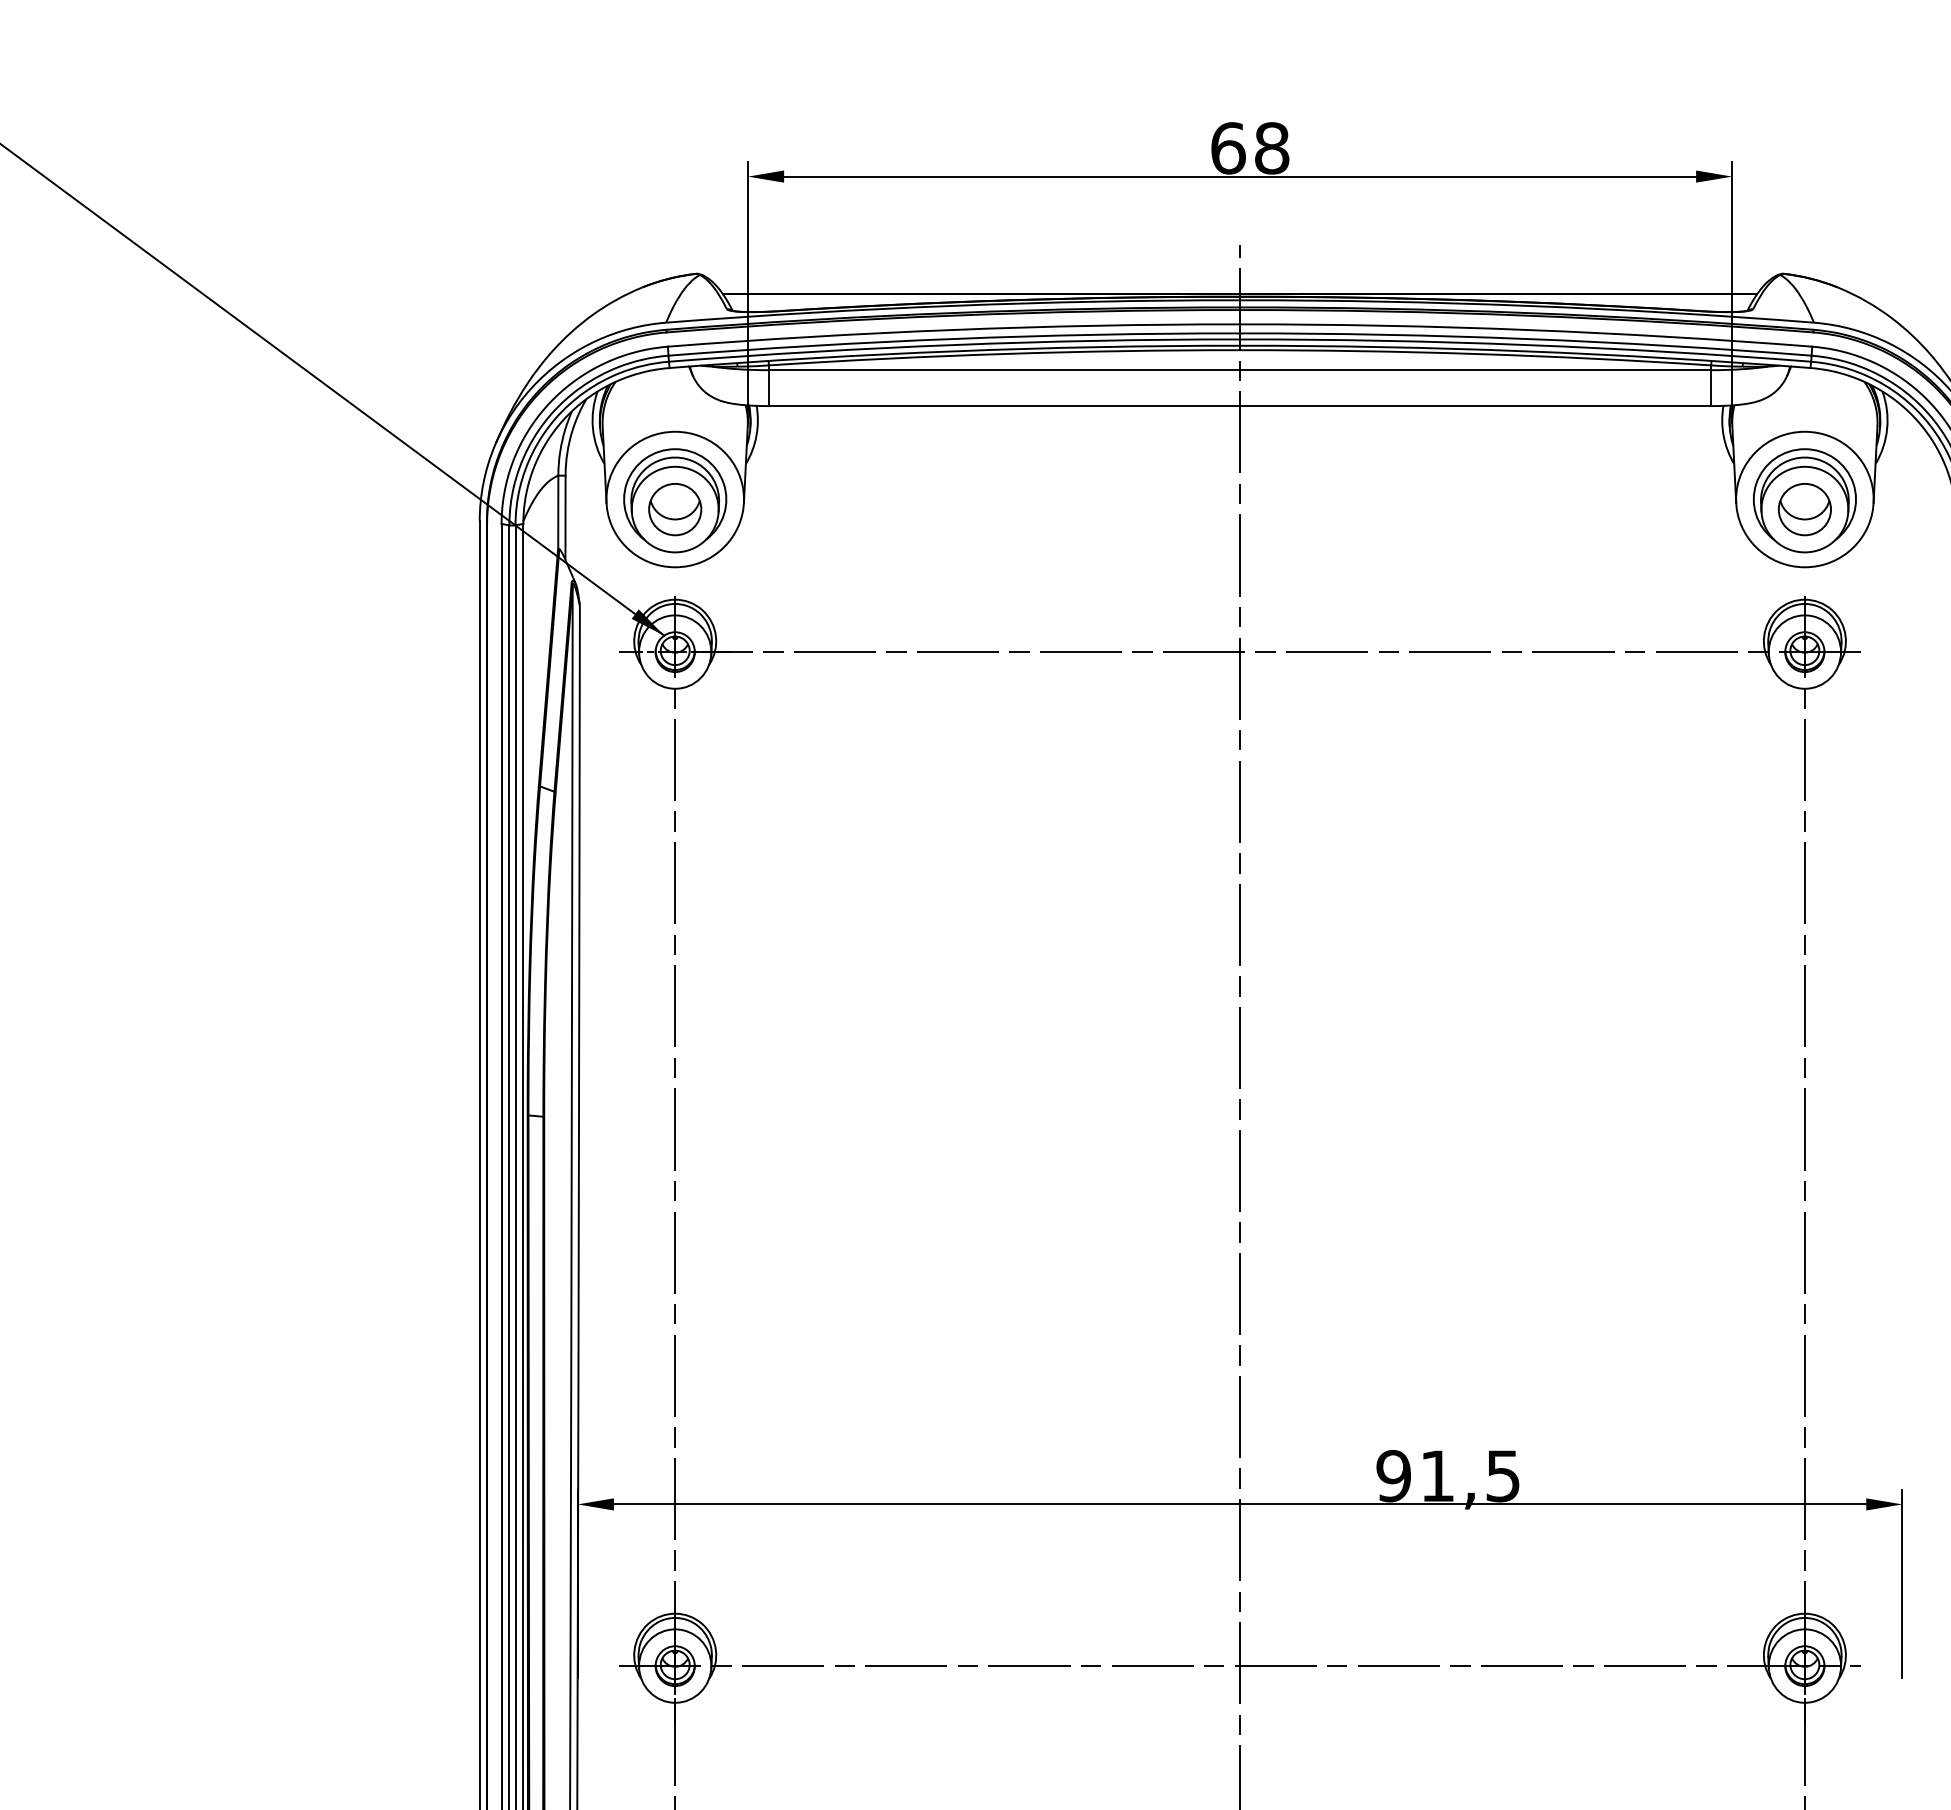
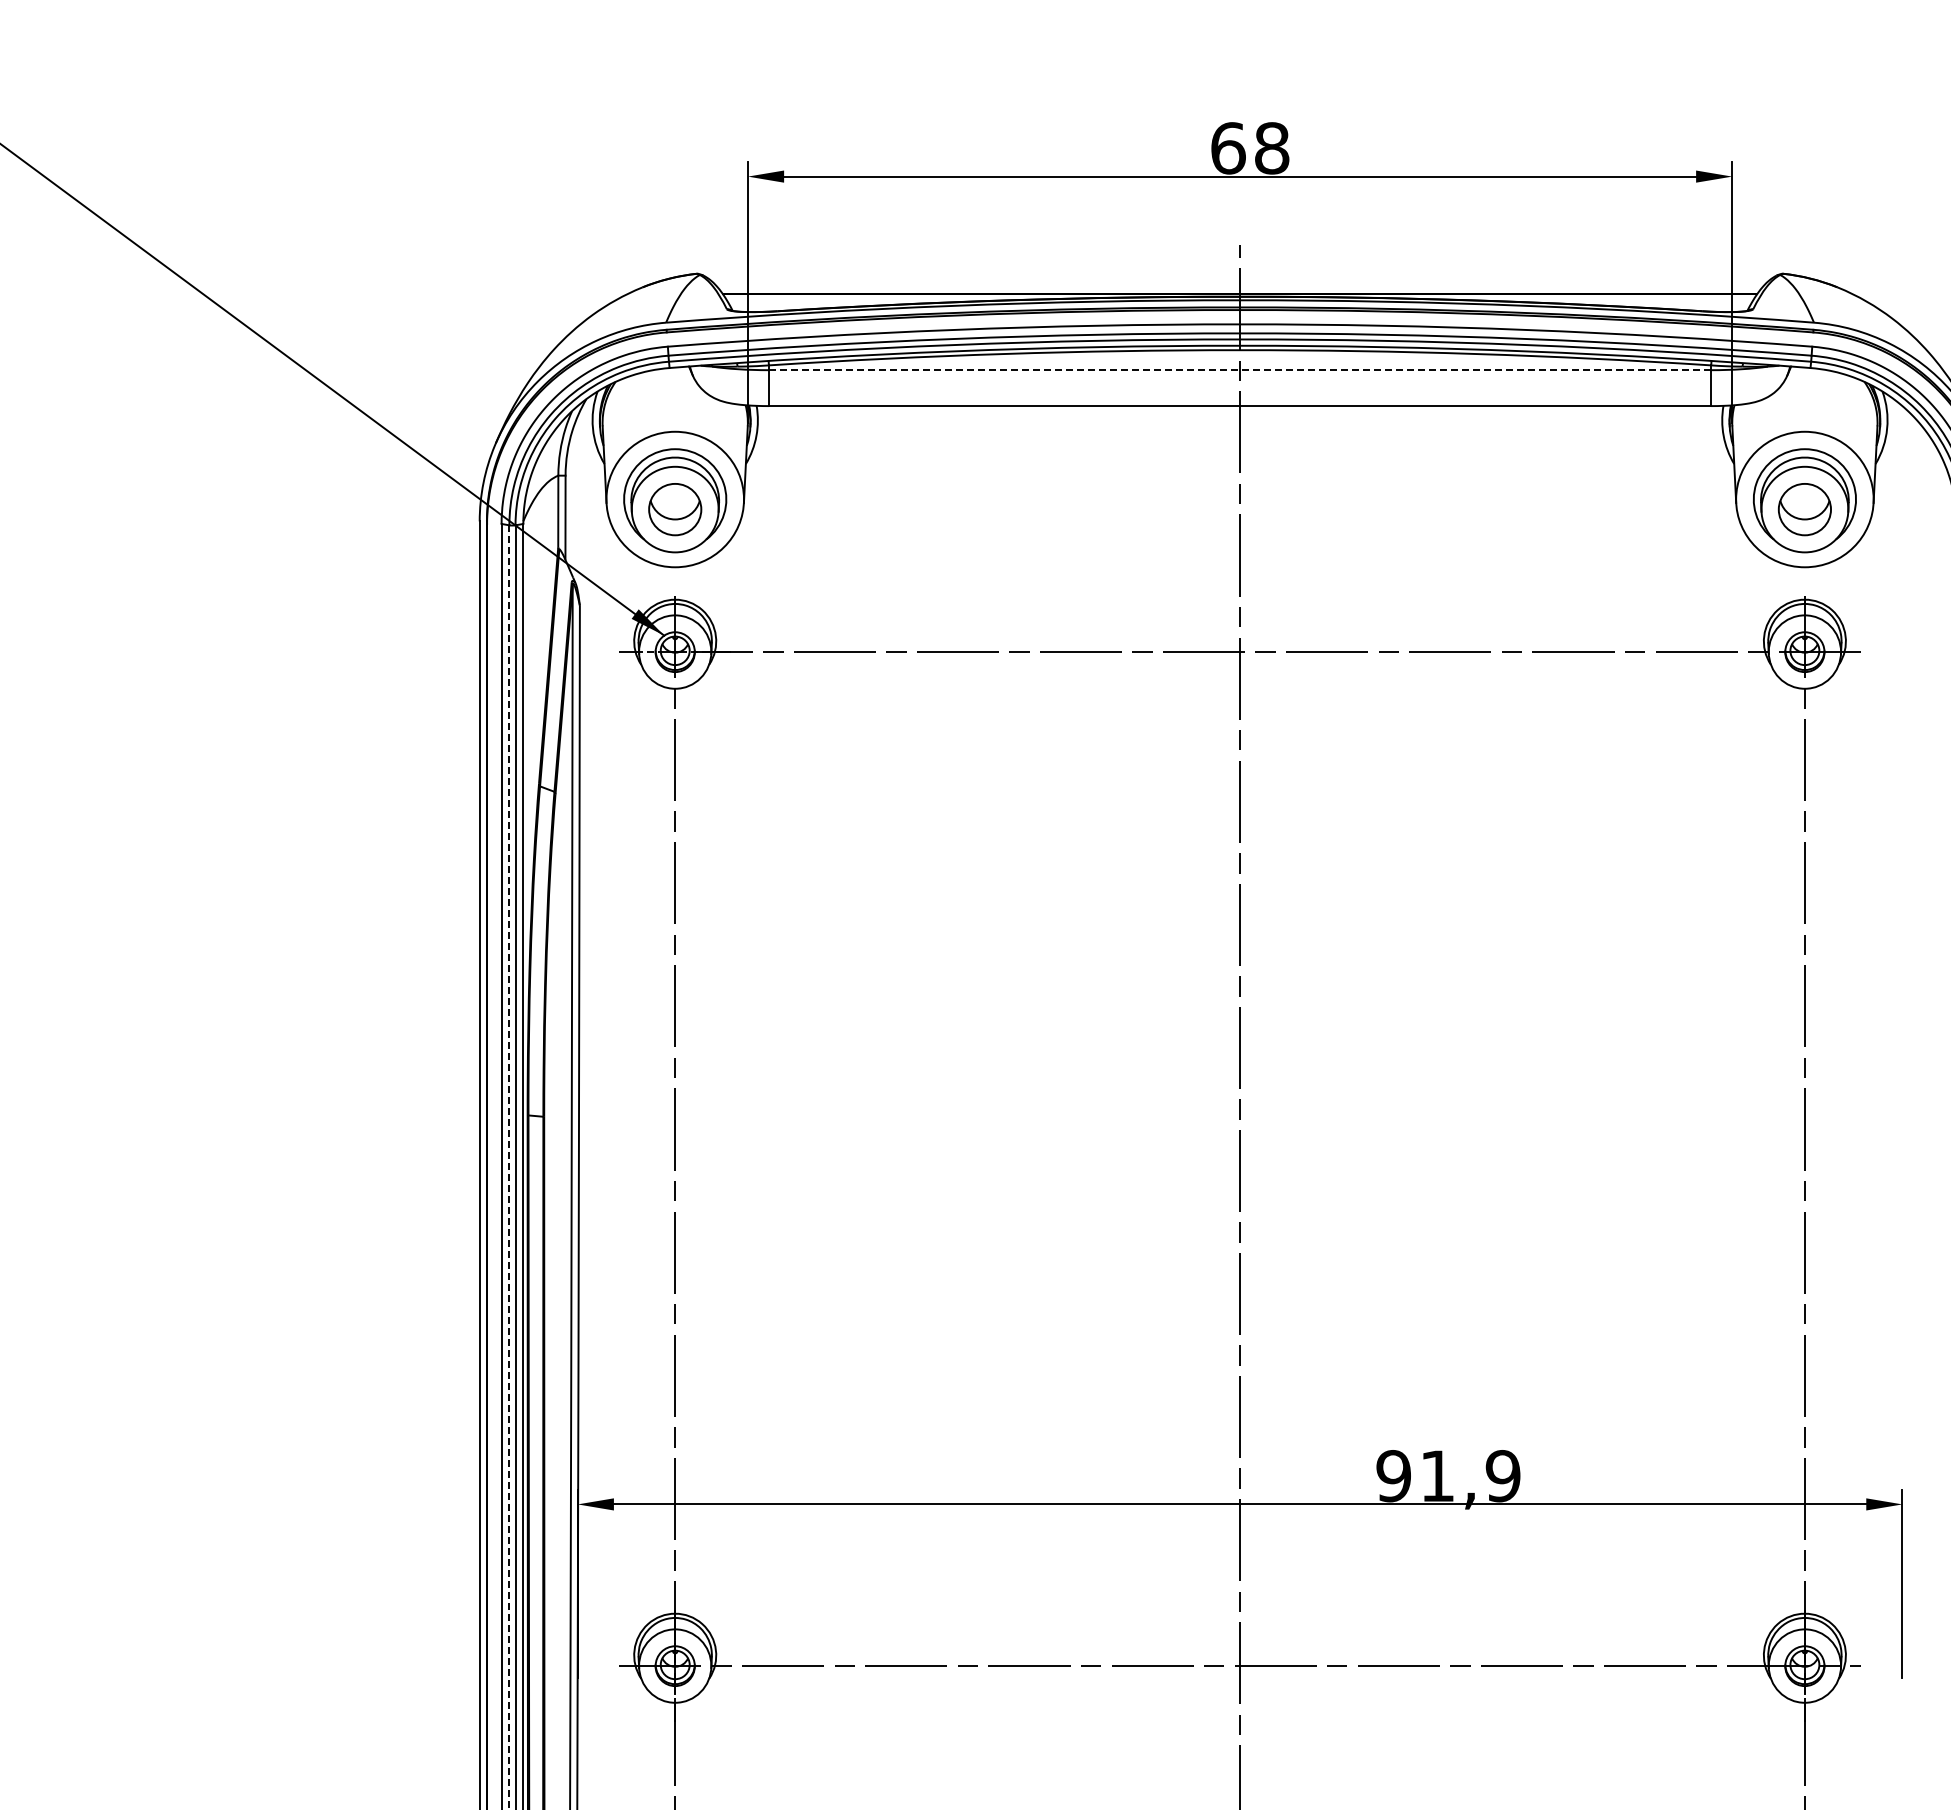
line: solid -> dashed (1239, 370)
line: solid -> dashed (509, 1167)
text: 91,5 -> 91,9 (1502, 1476)
